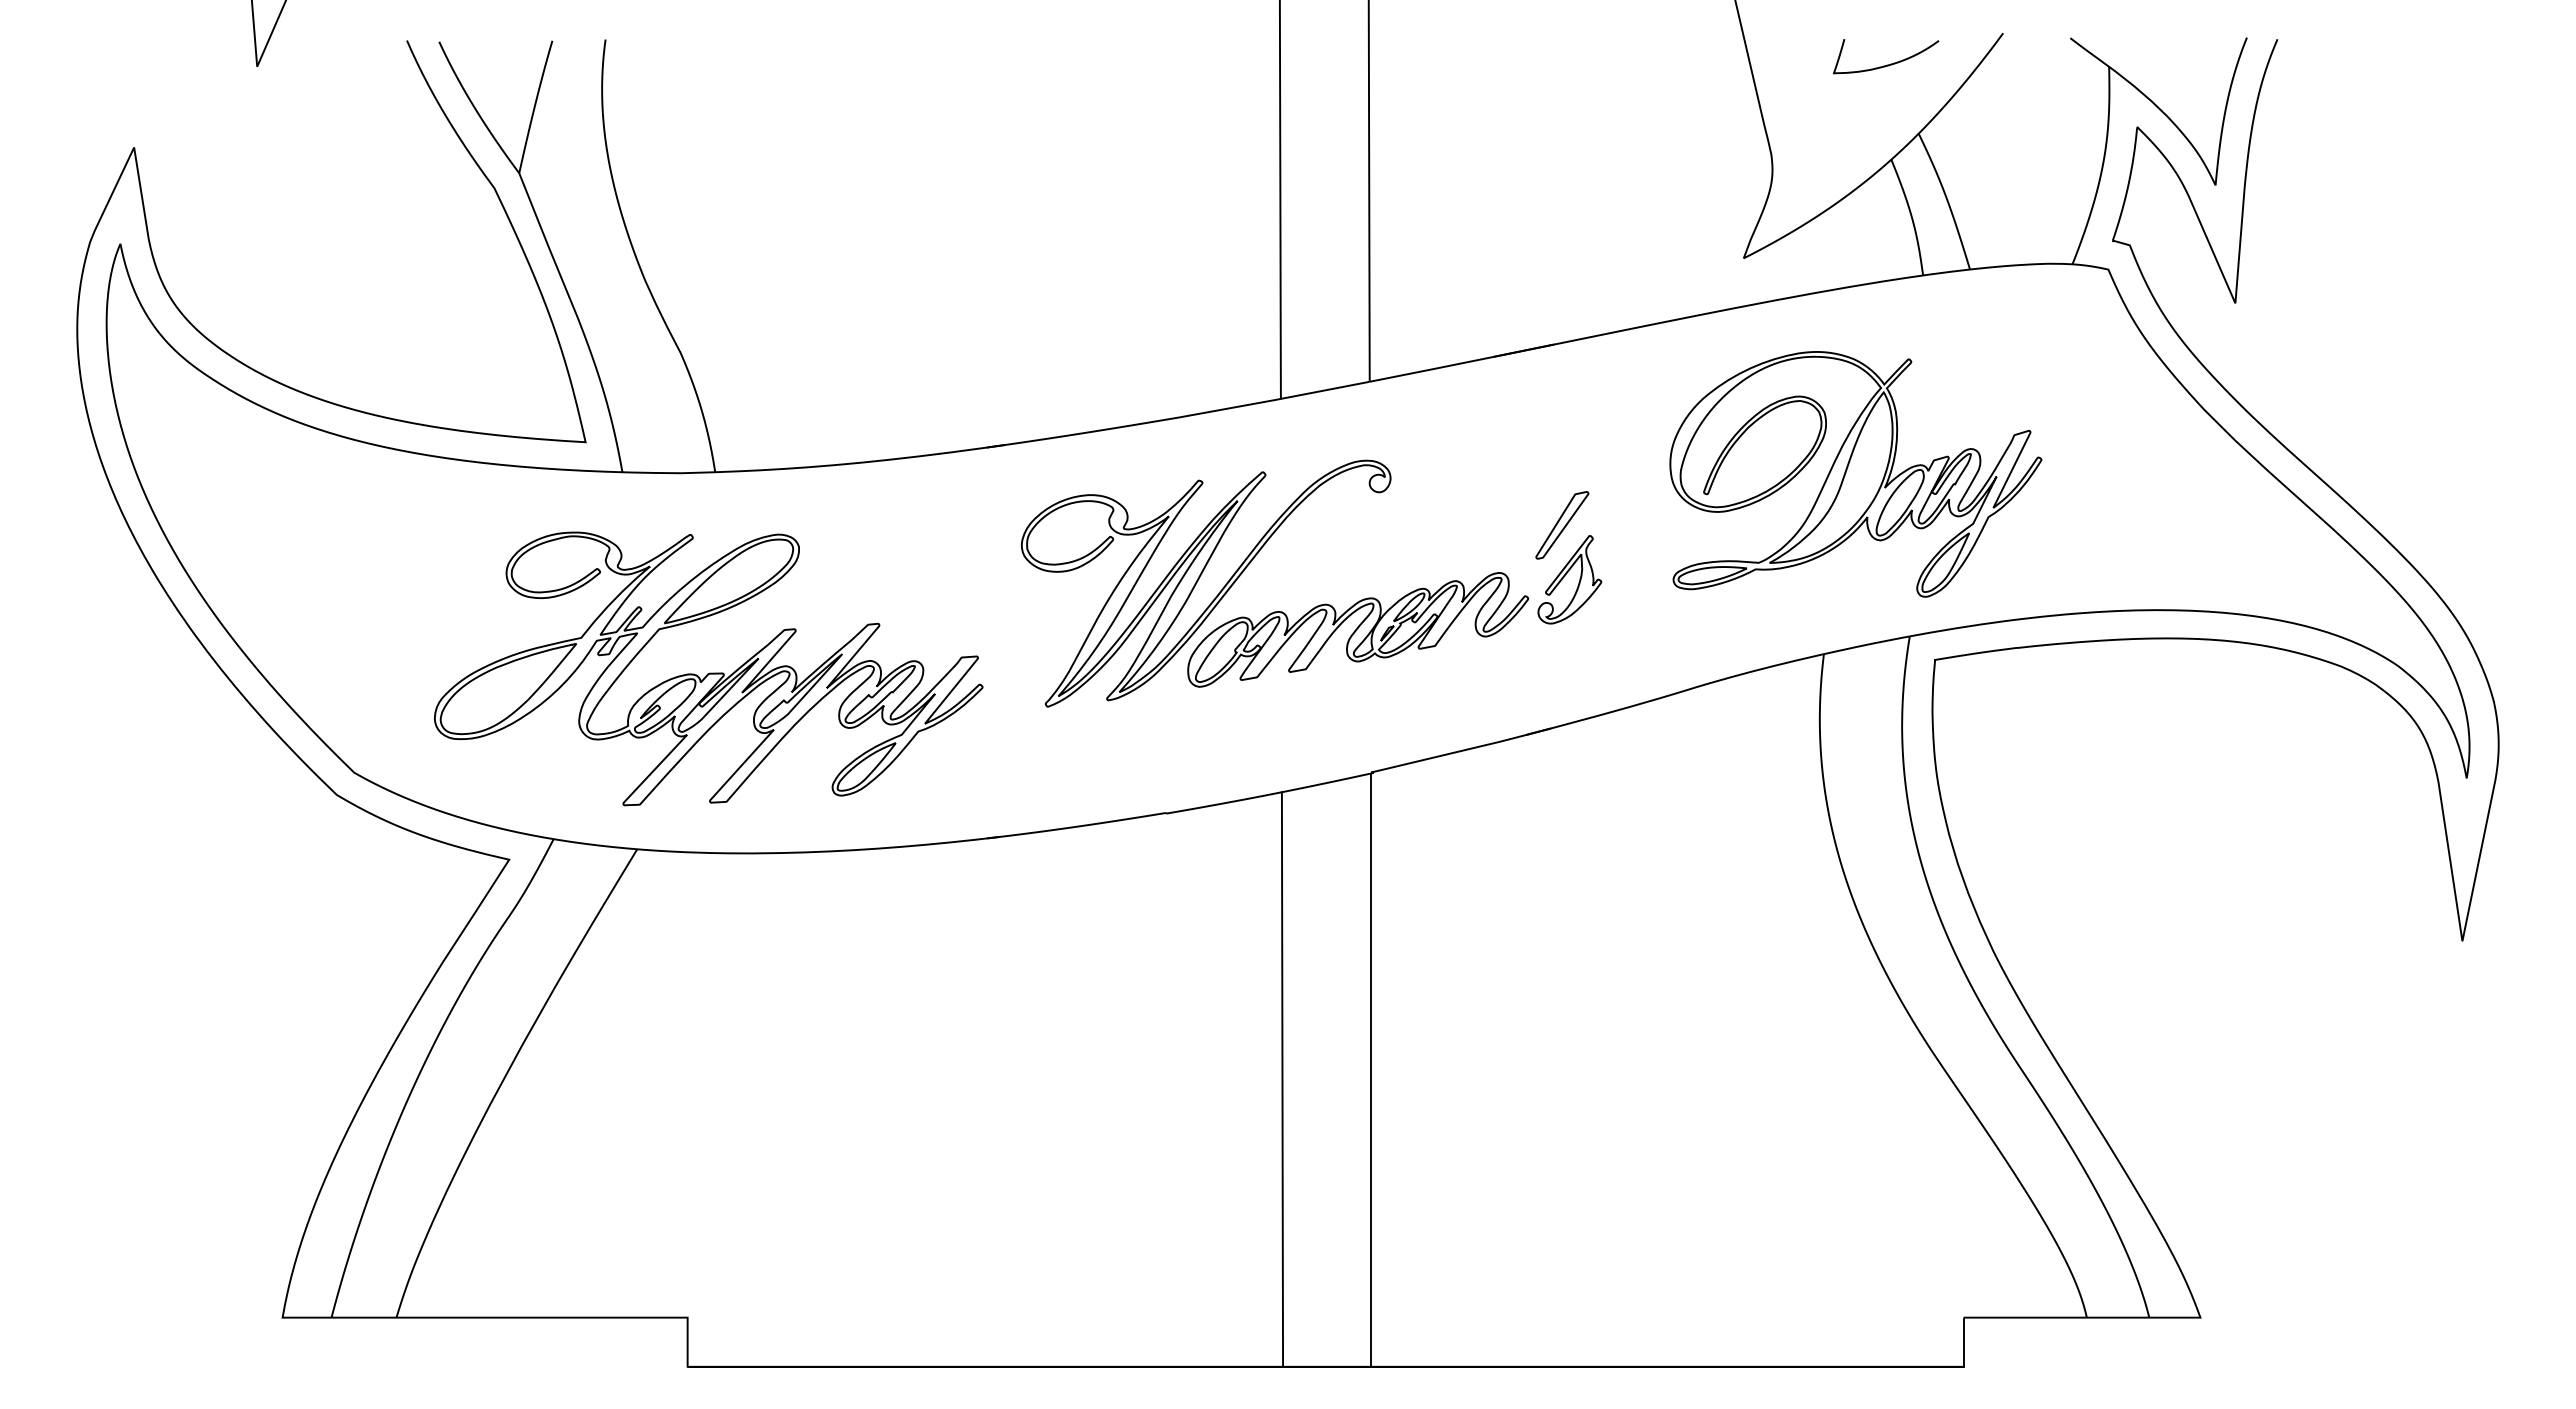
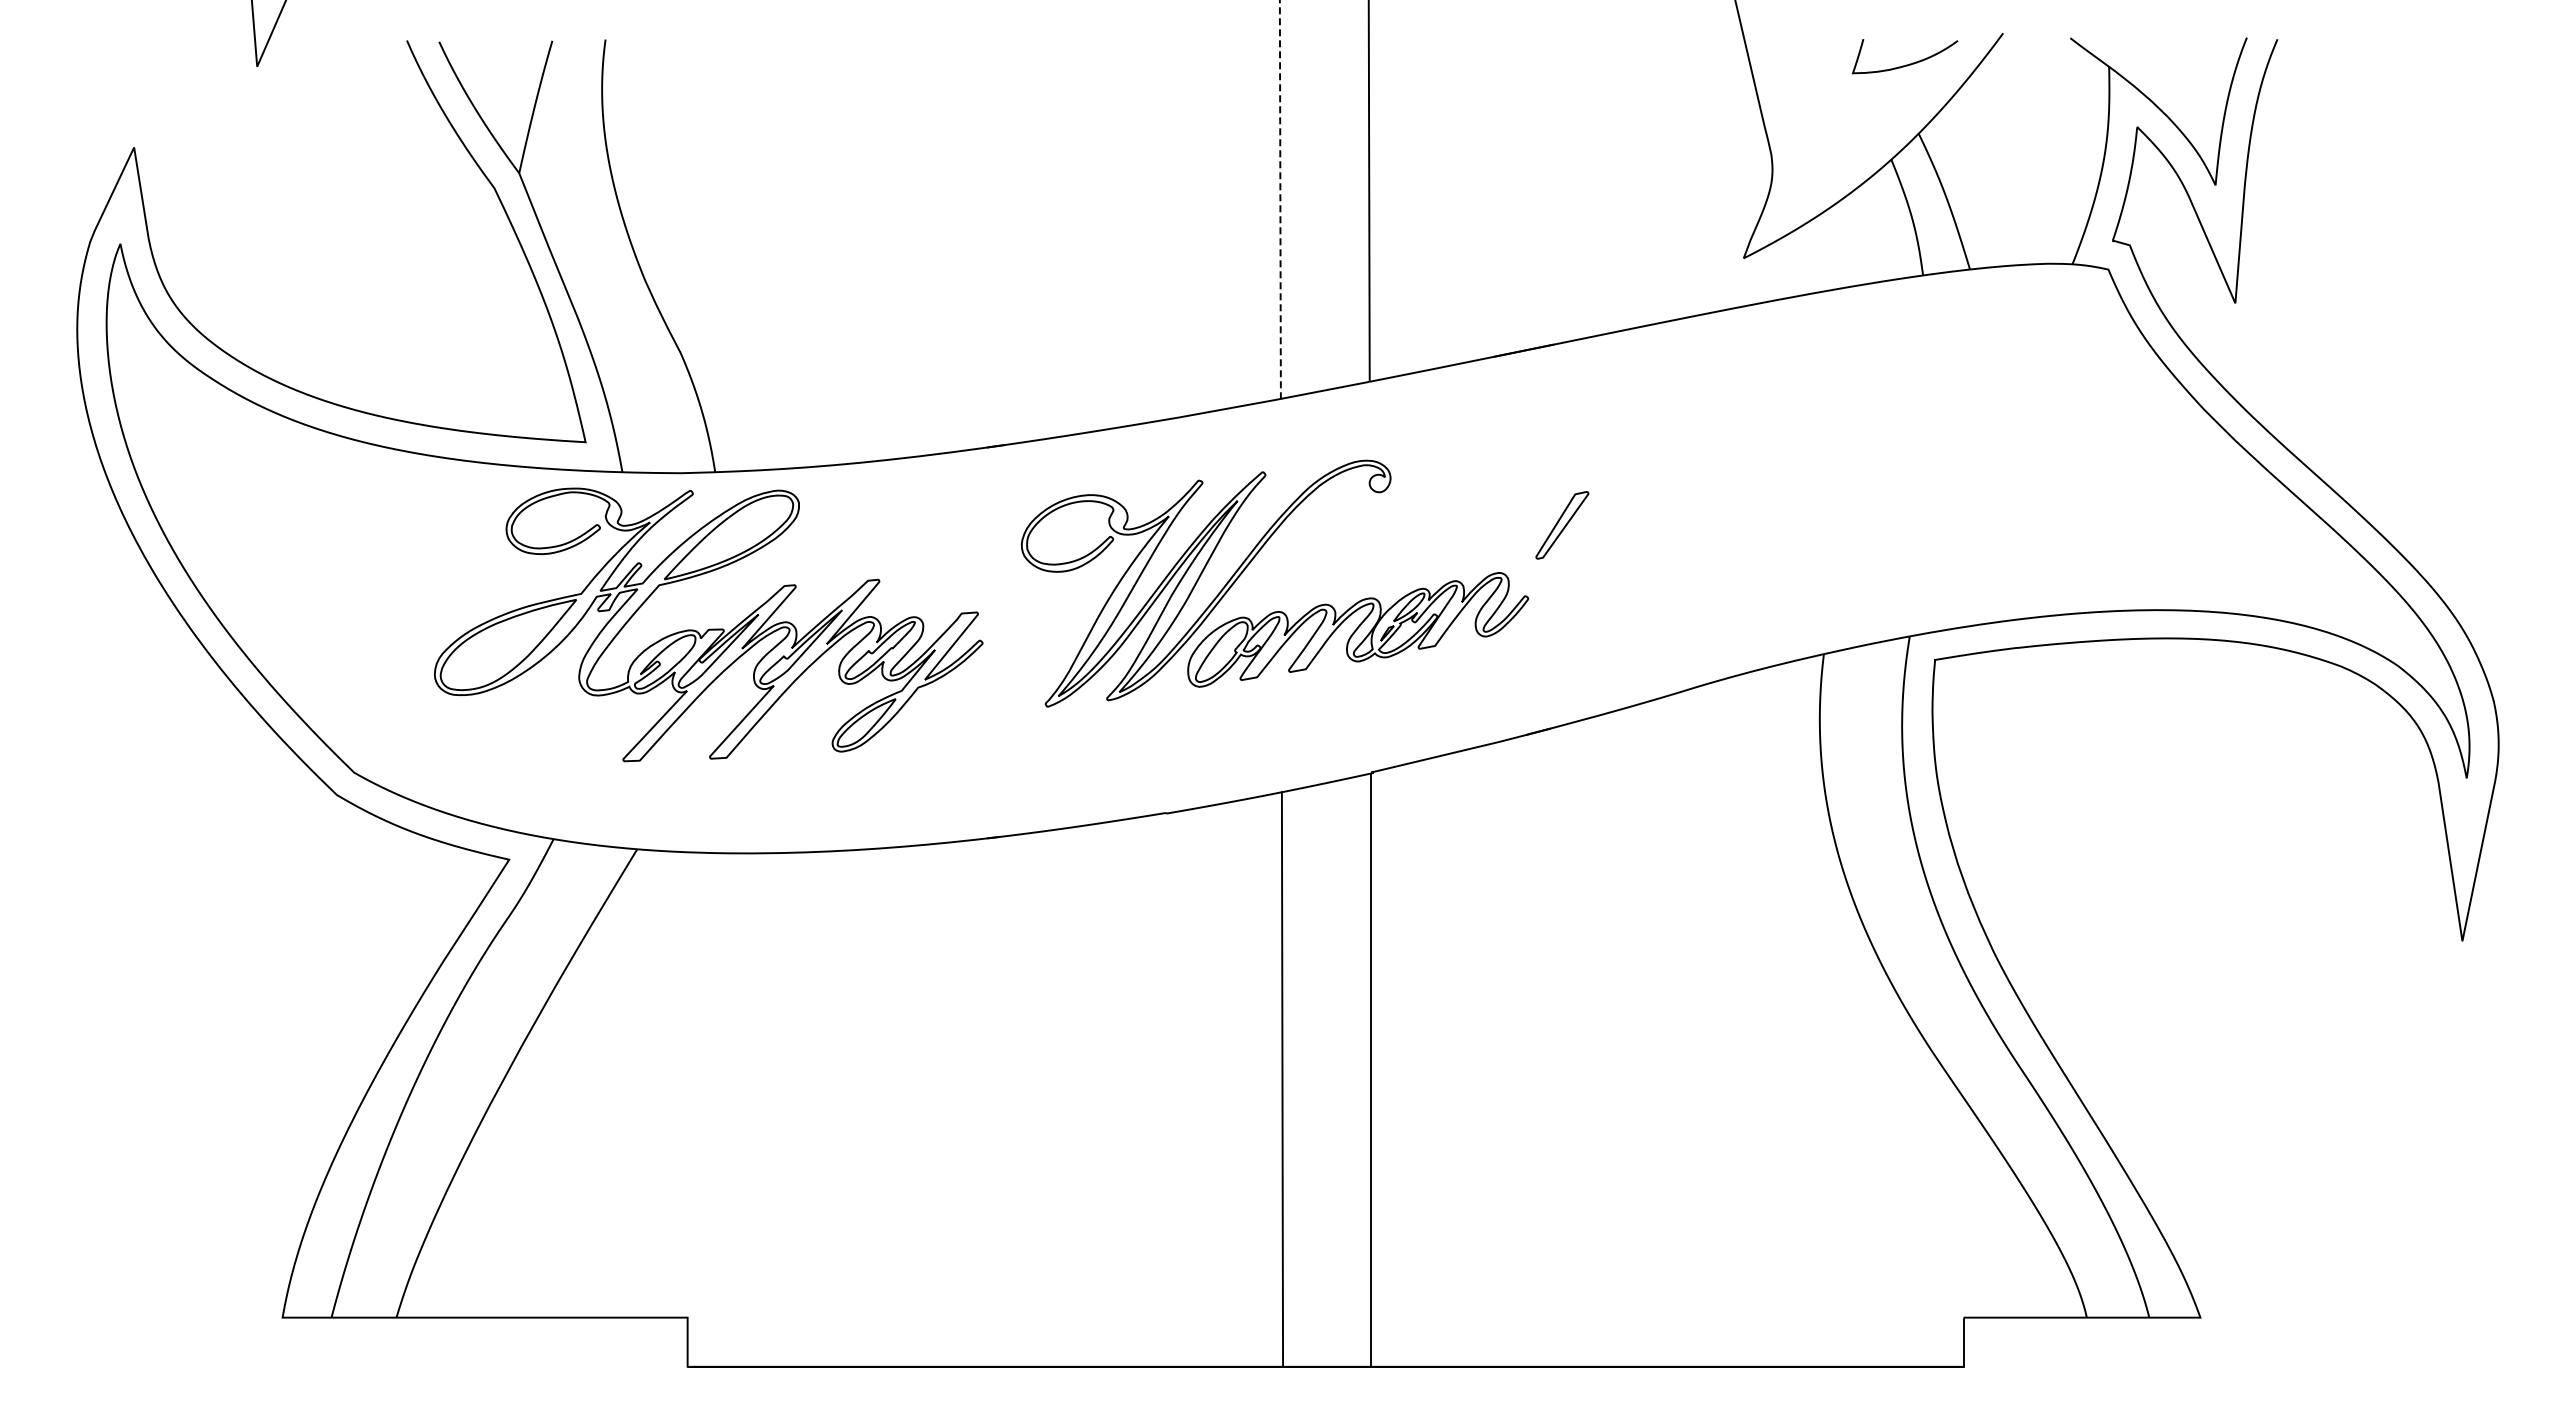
curve position: (1890, 63) -> (1909, 63) (1909, 63)
line: solid -> dashed (1280, 200)
part: present -> none (1855, 474)
part: present -> none (1569, 579)
part position: (708, 668) -> (708, 624) (708, 624)
